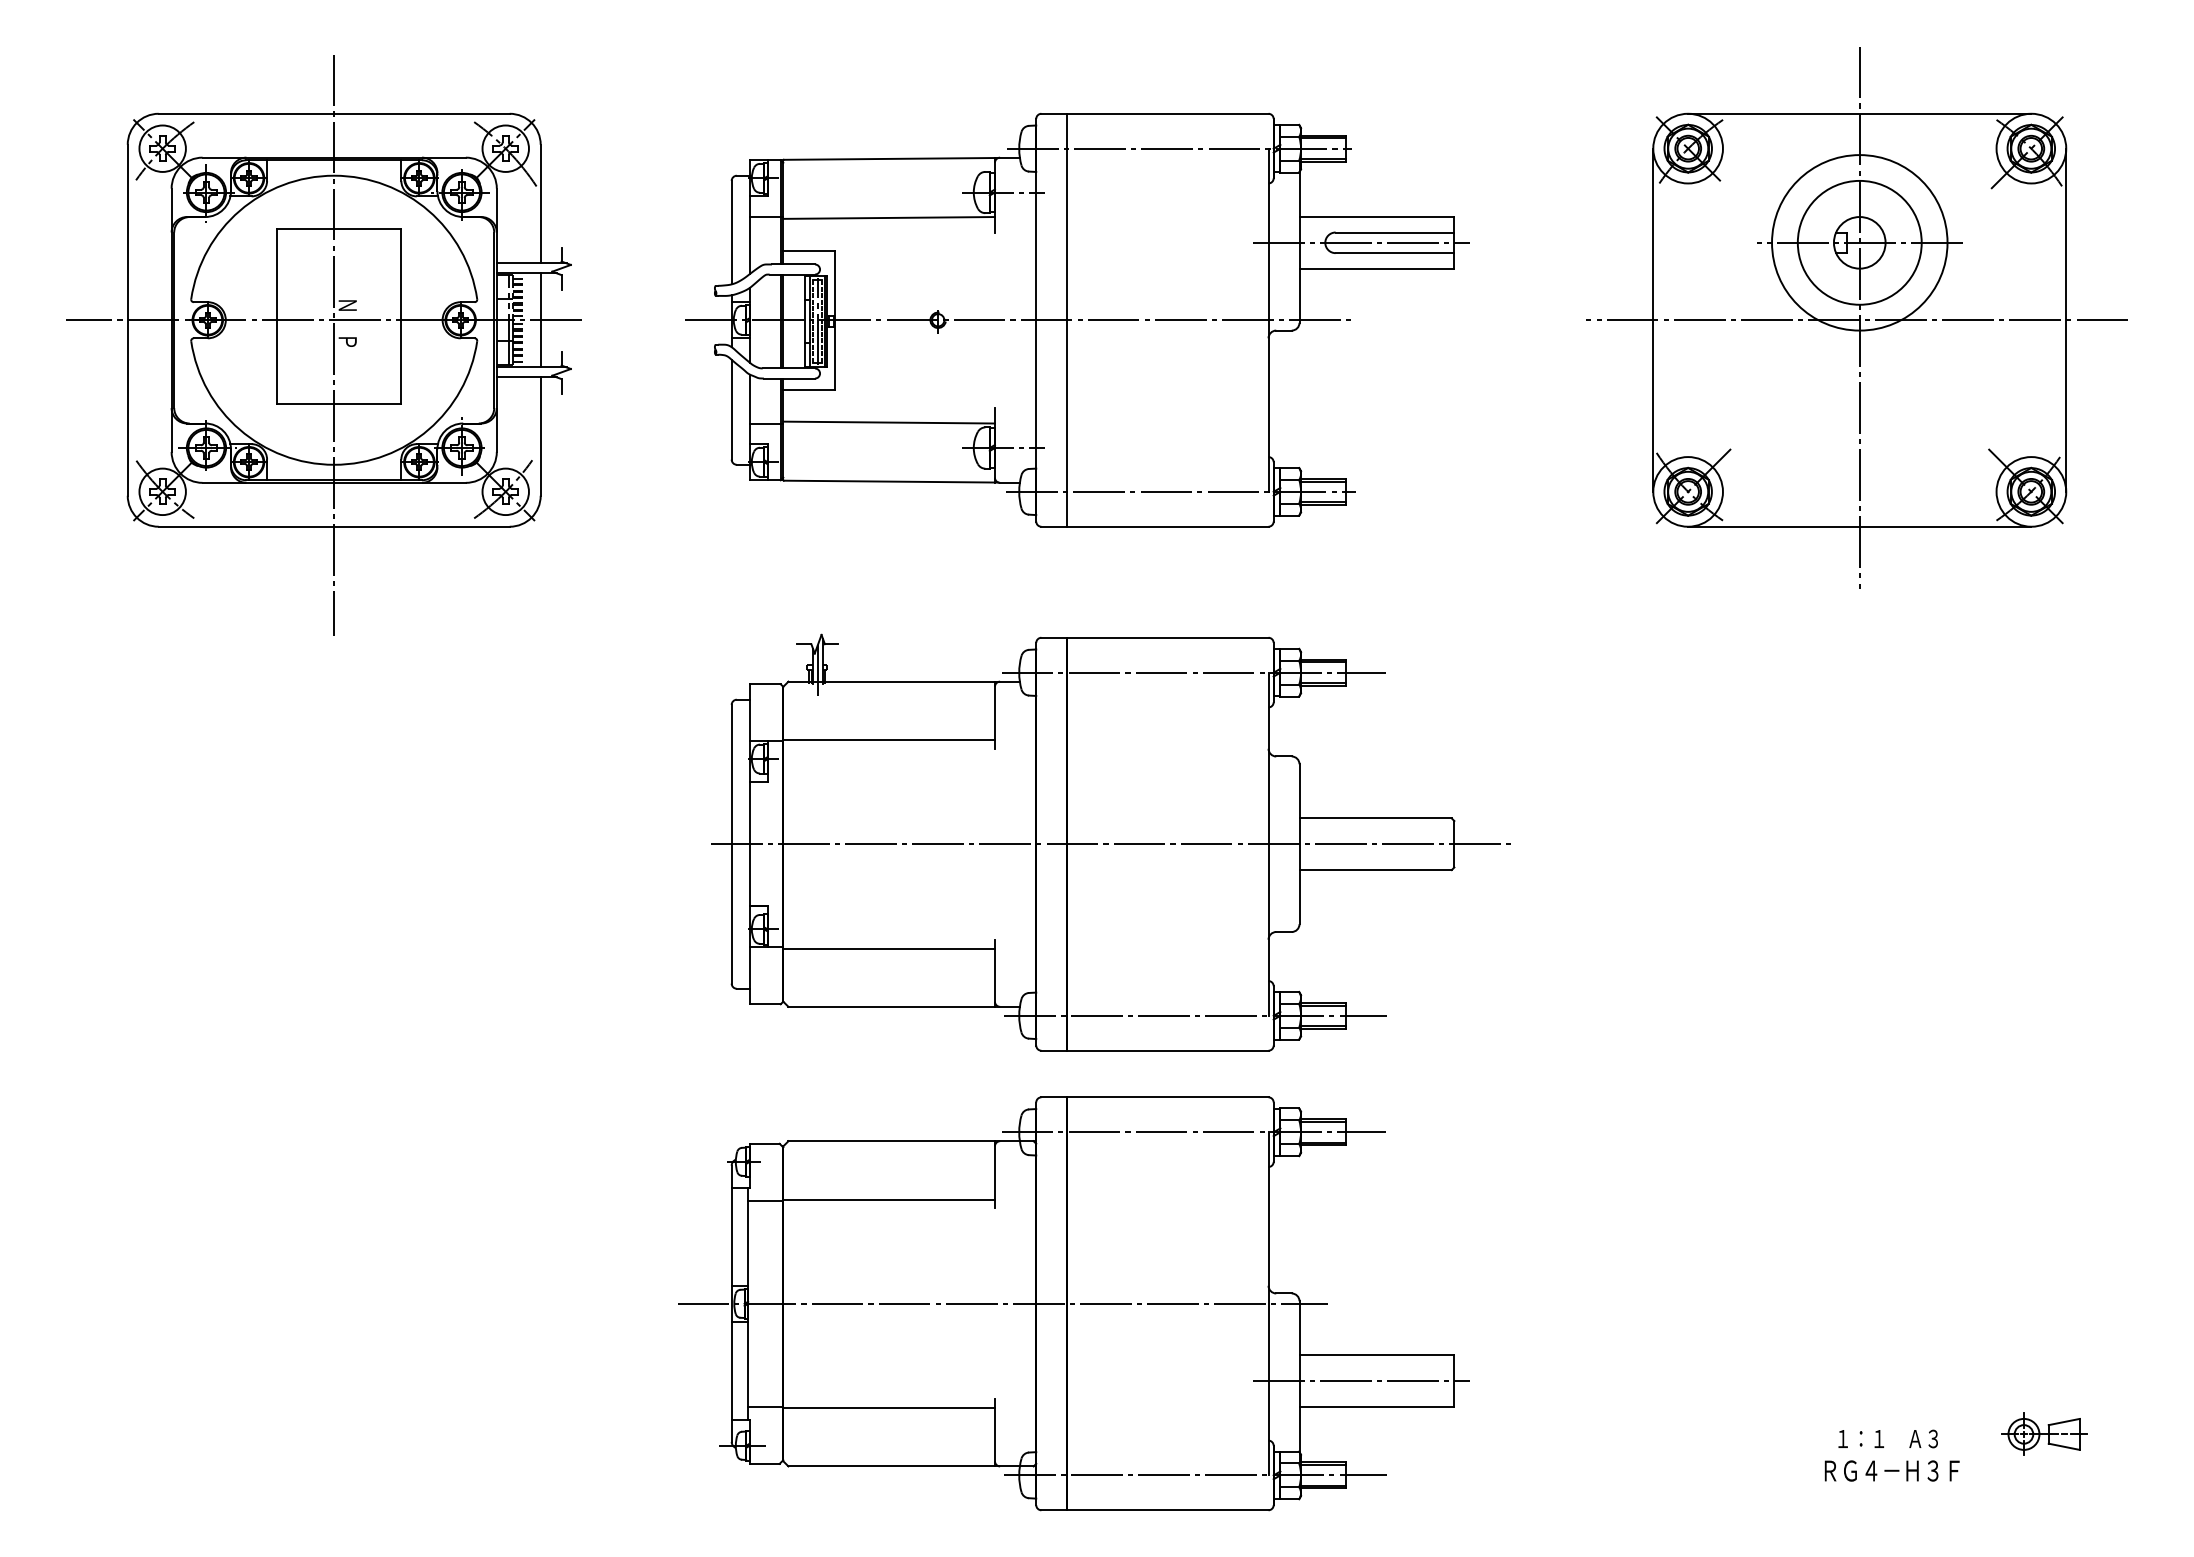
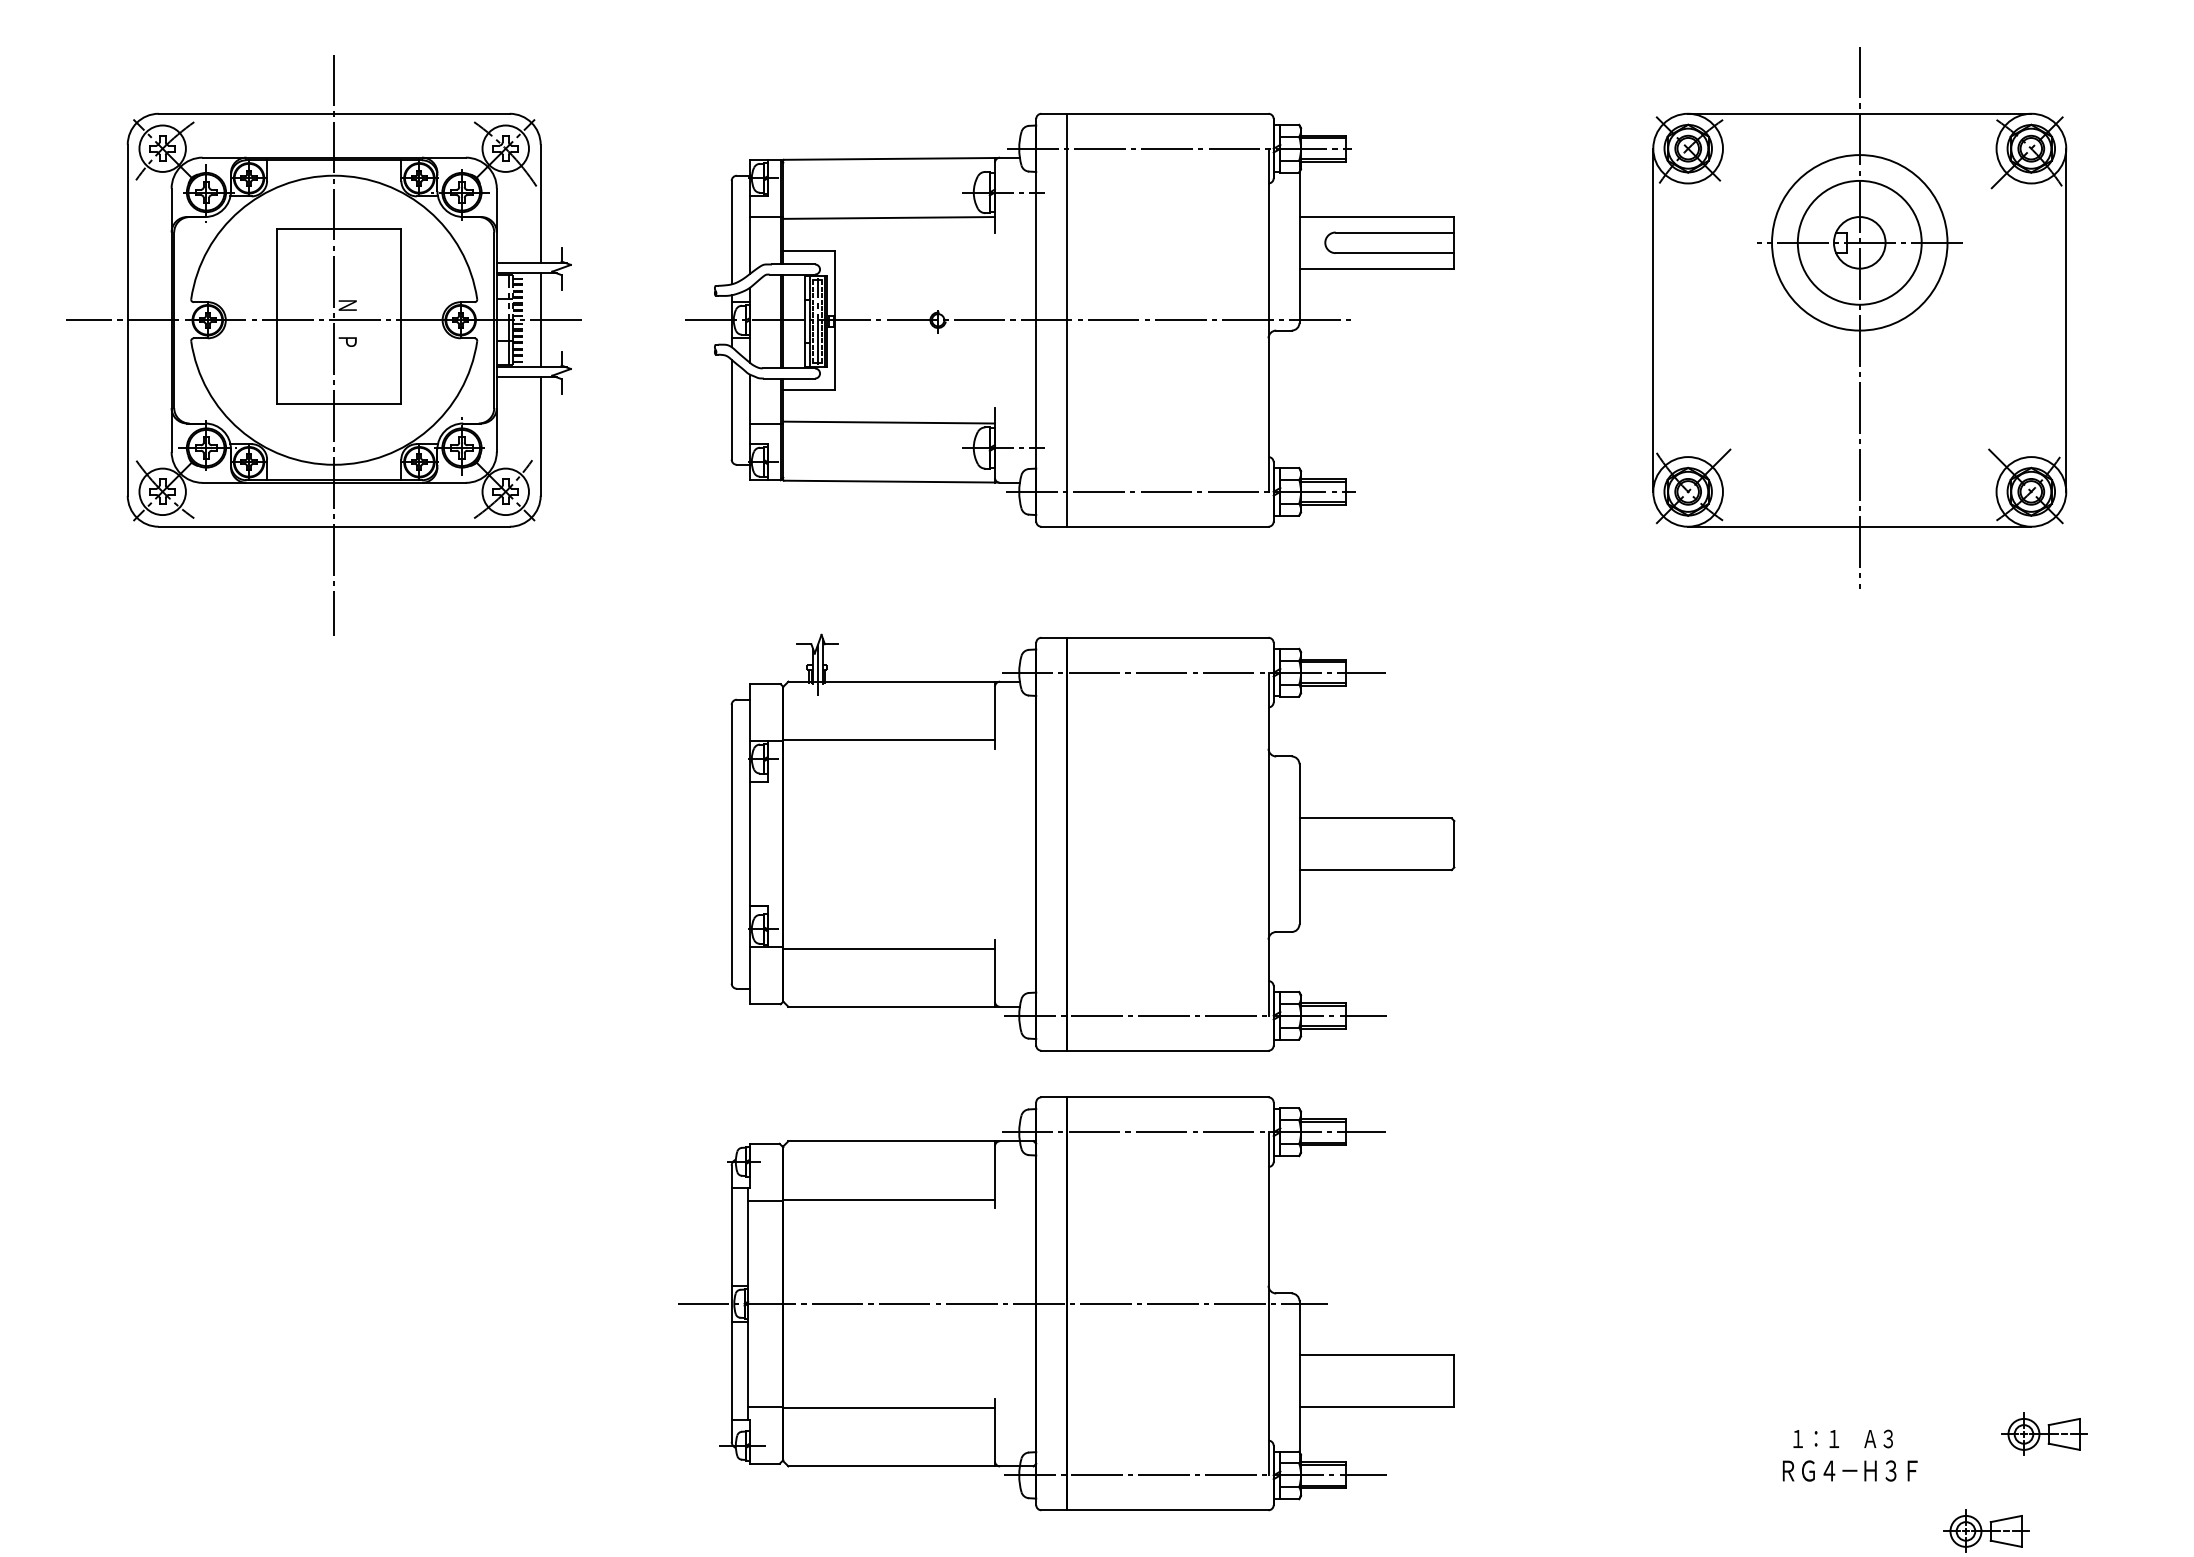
line: present -> none (1361, 242)
line: present -> none (1857, 320)
line: present -> none (1111, 844)
line: present -> none (1361, 1381)
text position: (1887, 1438) -> (1842, 1438) (1842, 1438)
text position: (1891, 1470) -> (1849, 1470) (1849, 1470)
part: none -> present (1986, 1530)
